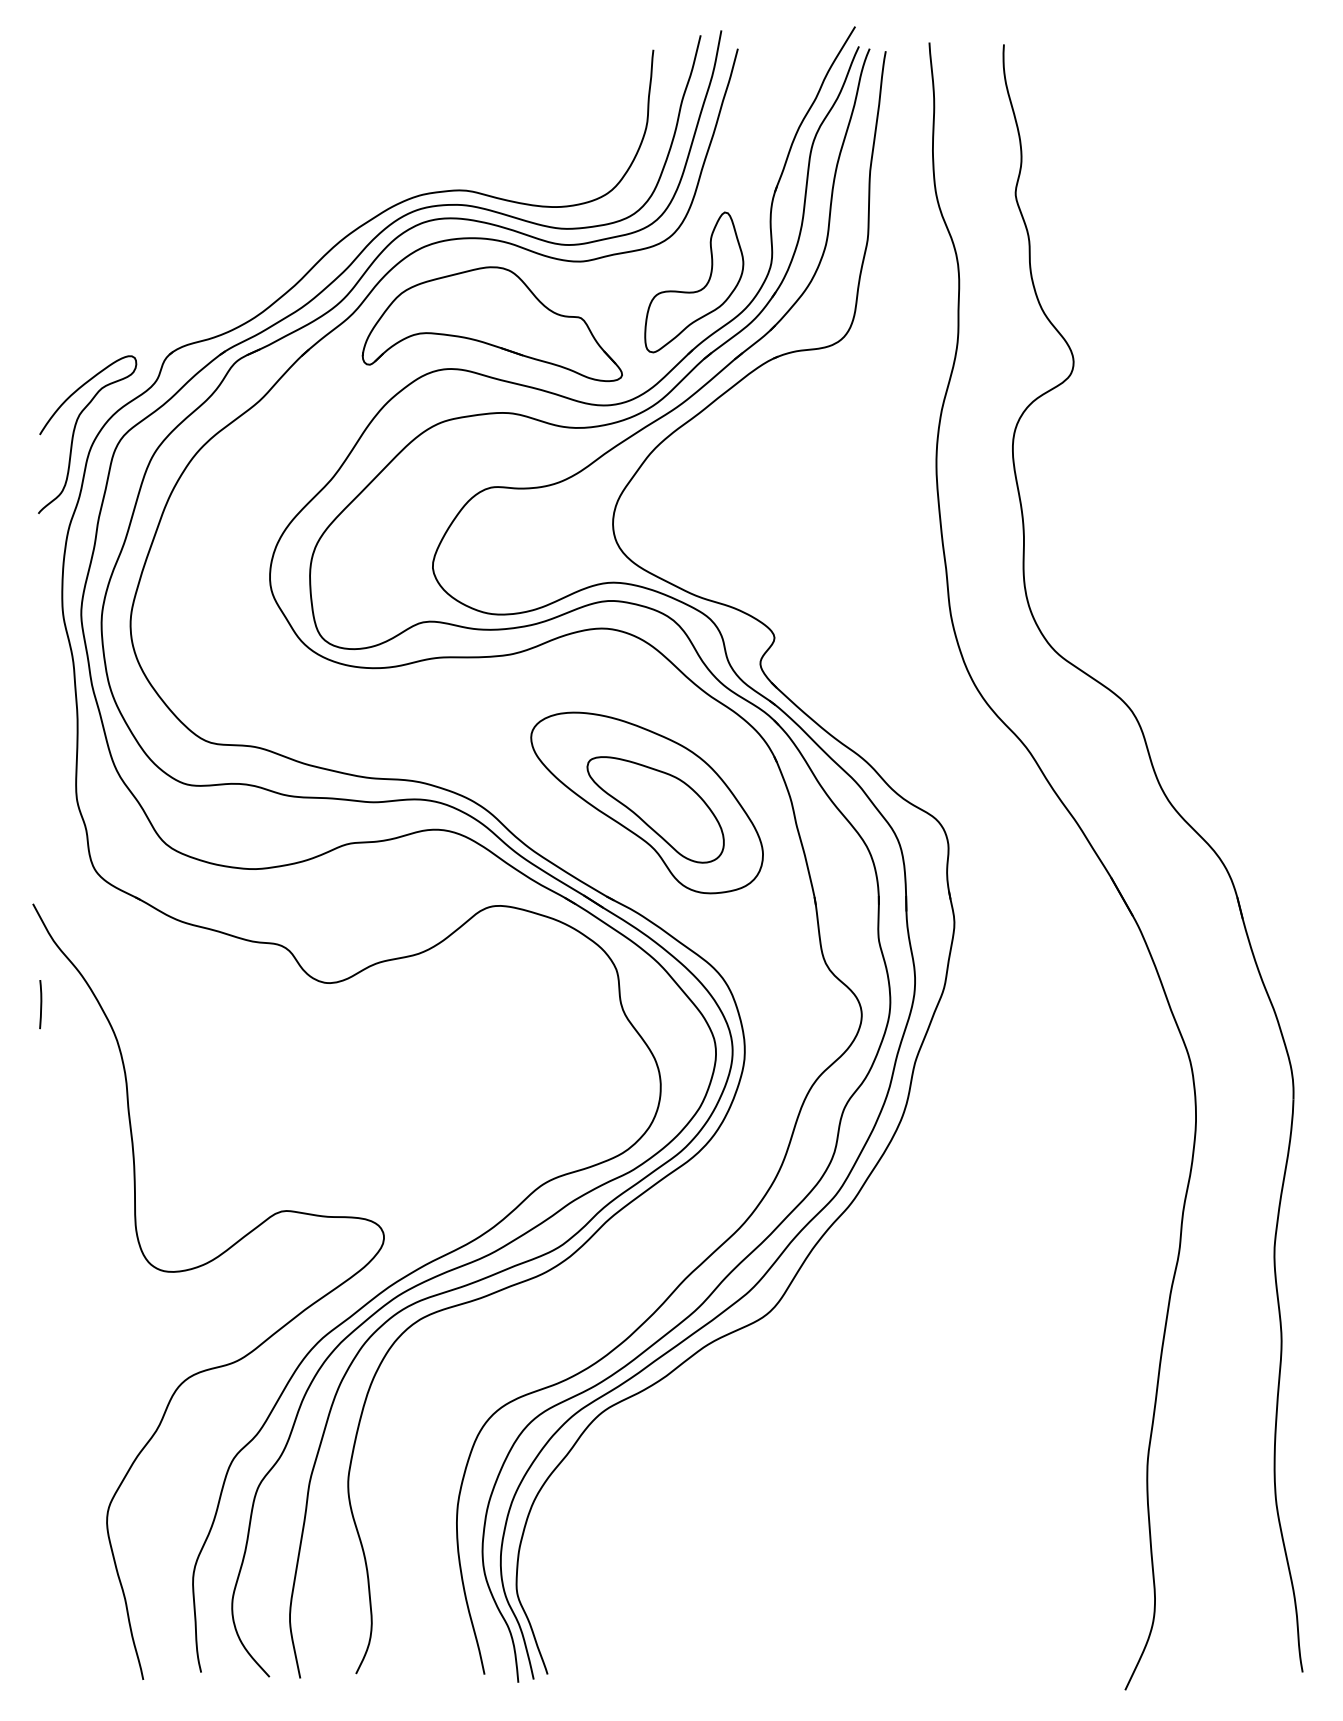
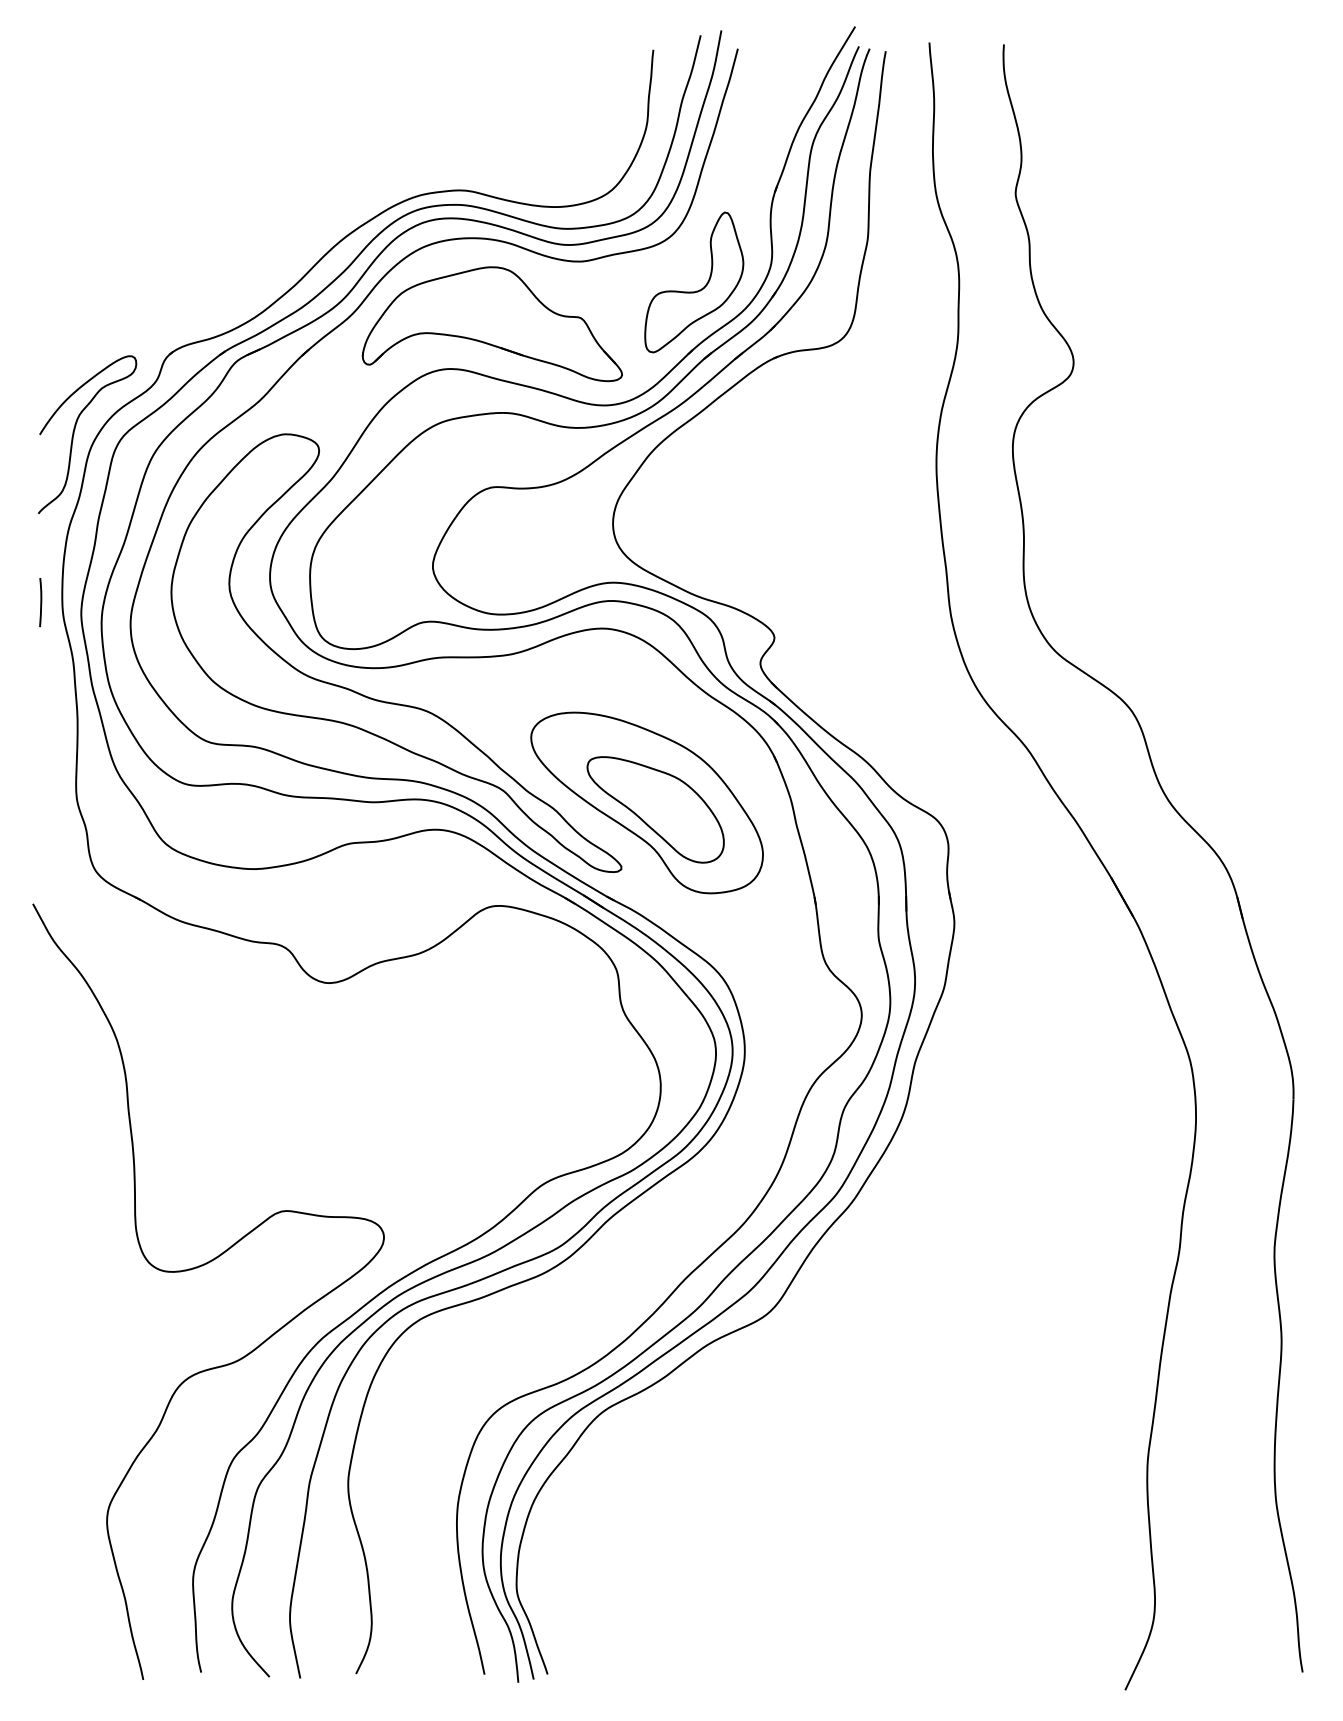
part: none -> present (388, 701)
line position: (40, 1004) -> (40, 602) (40, 602)
